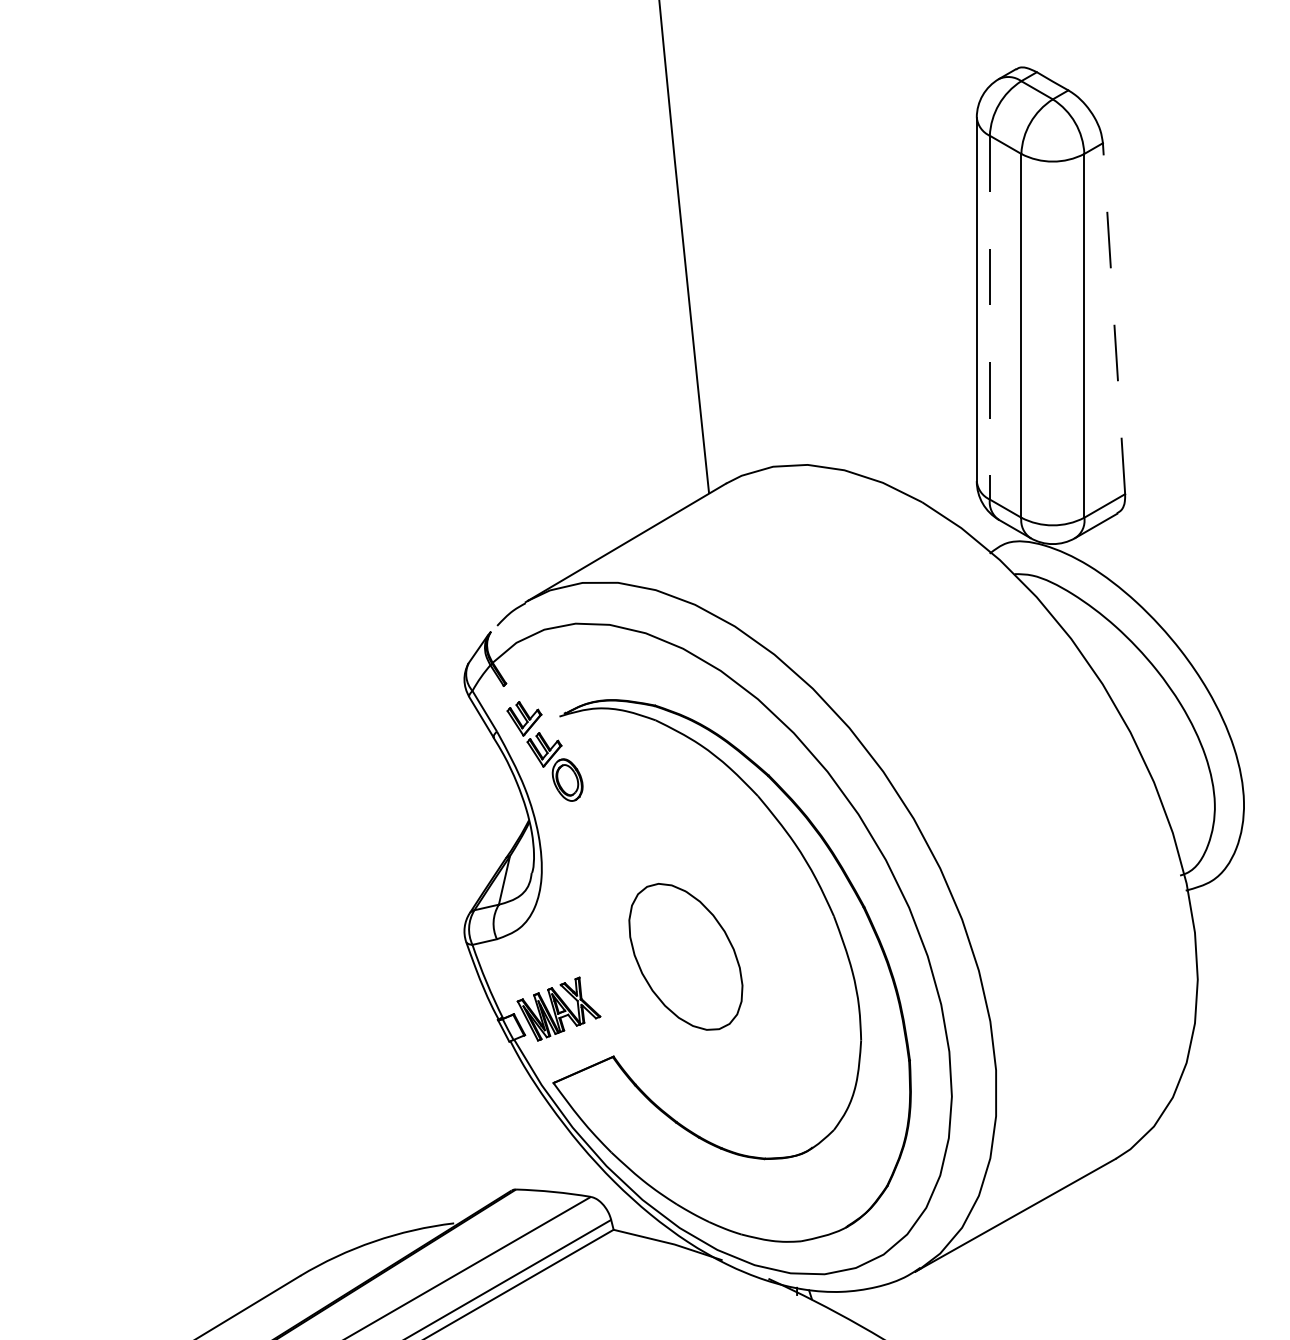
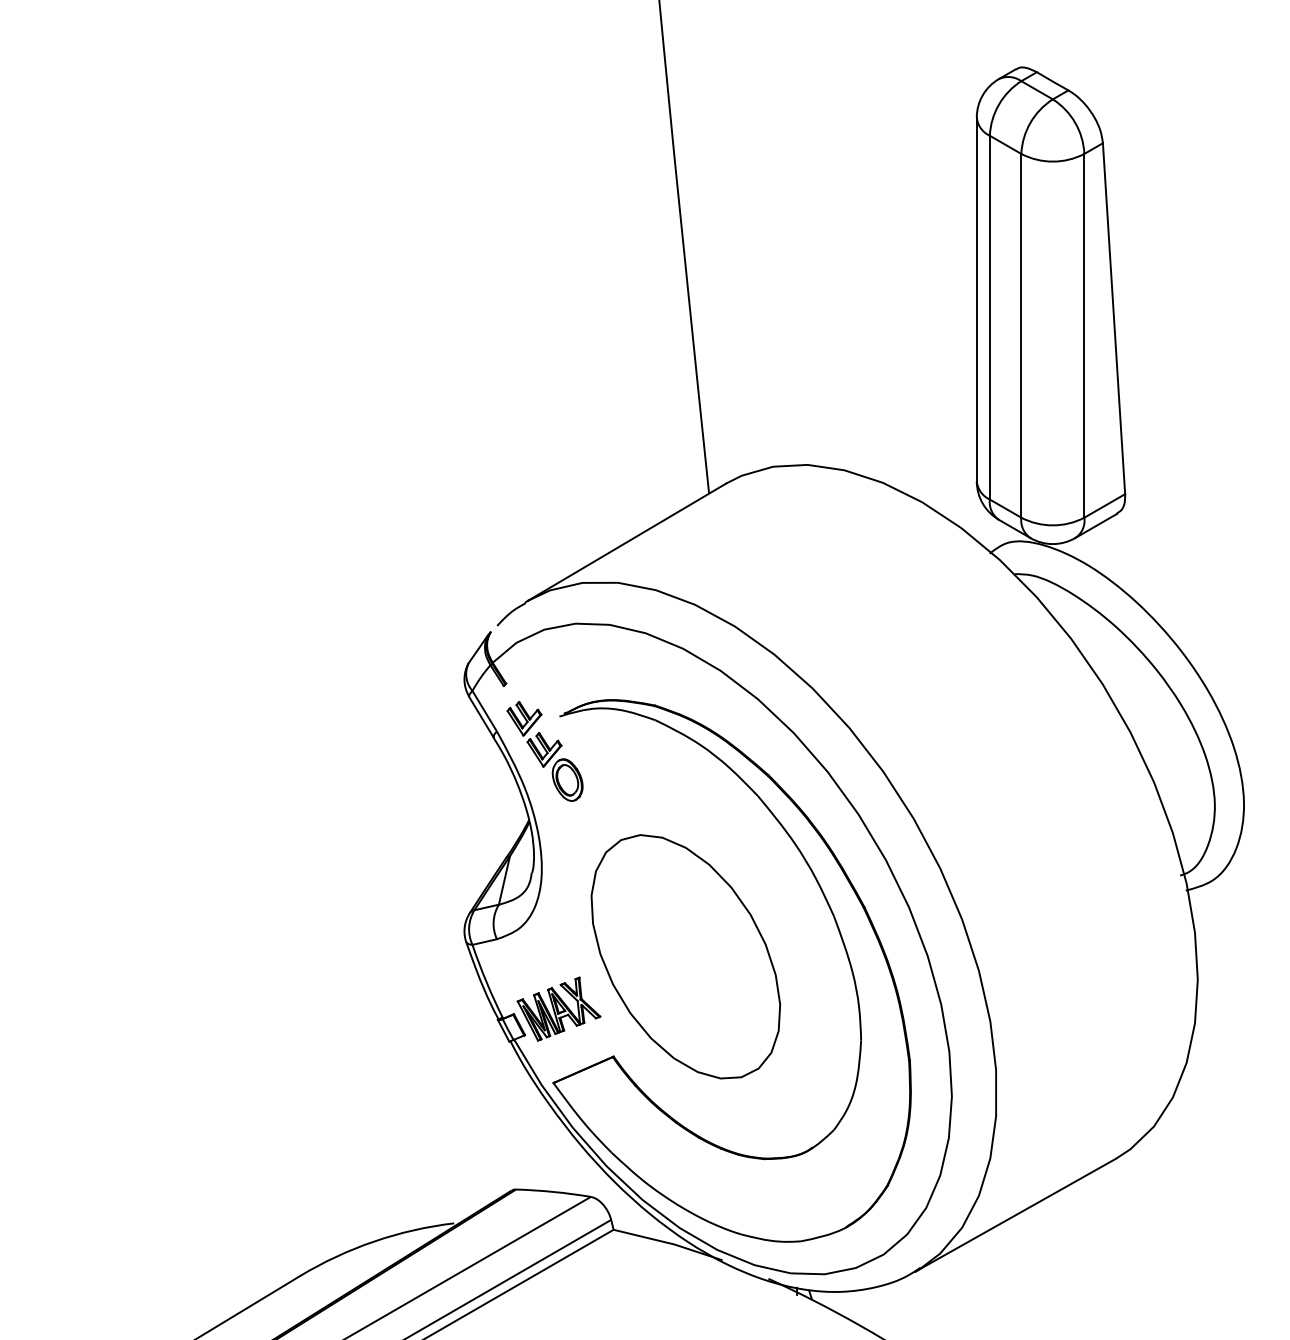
line: dashed -> solid (989, 317)
line: dashed -> solid (1114, 318)
part size: 116x148 px -> 192x246 px (685, 956)
